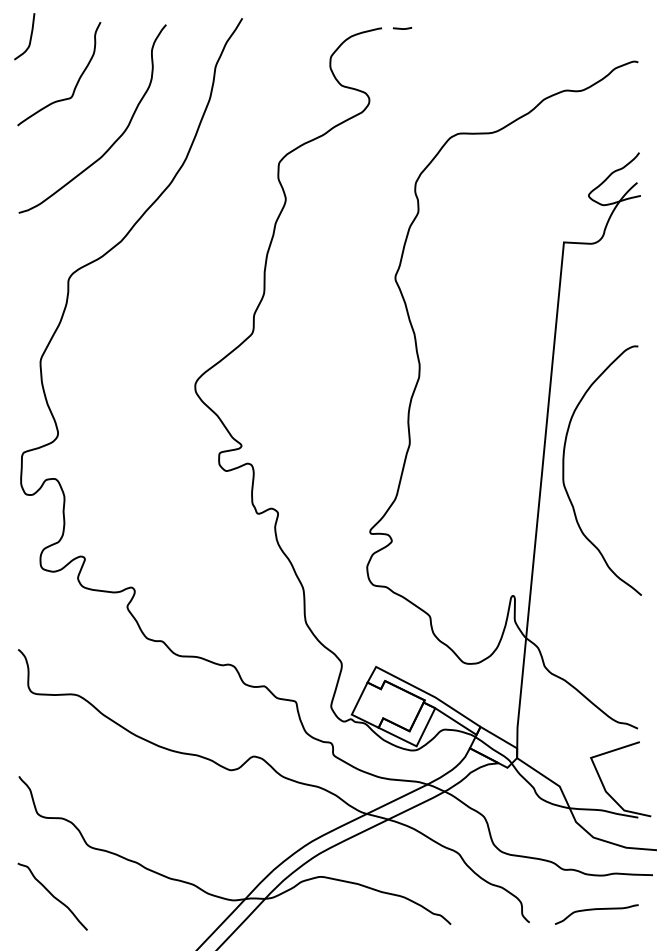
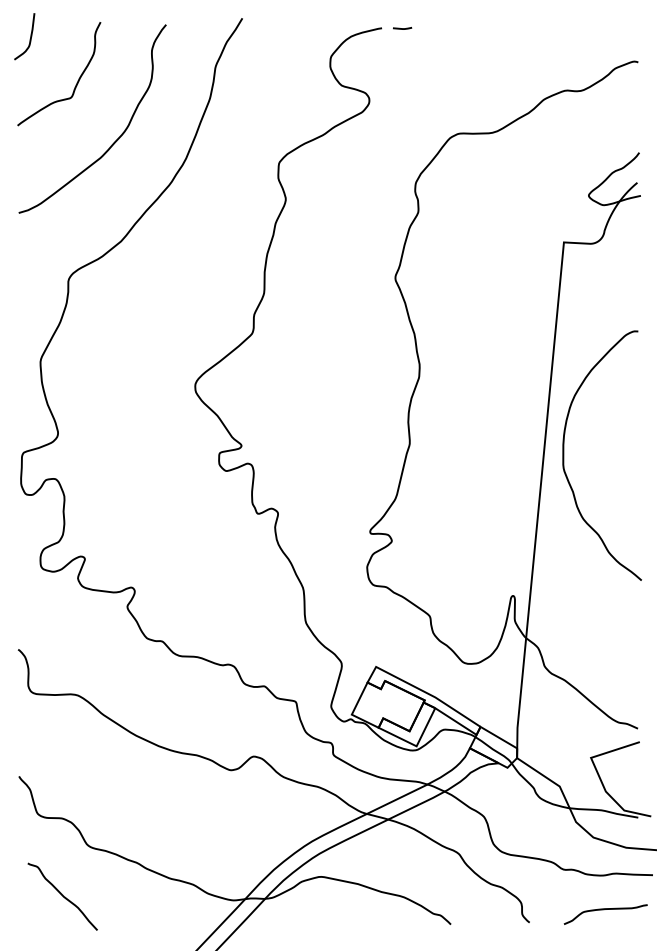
curve position: (564, 470) -> (564, 455) (564, 455)
curve position: (52, 896) -> (62, 896) (62, 896)
curve position: (595, 910) -> (604, 910) (604, 910)
